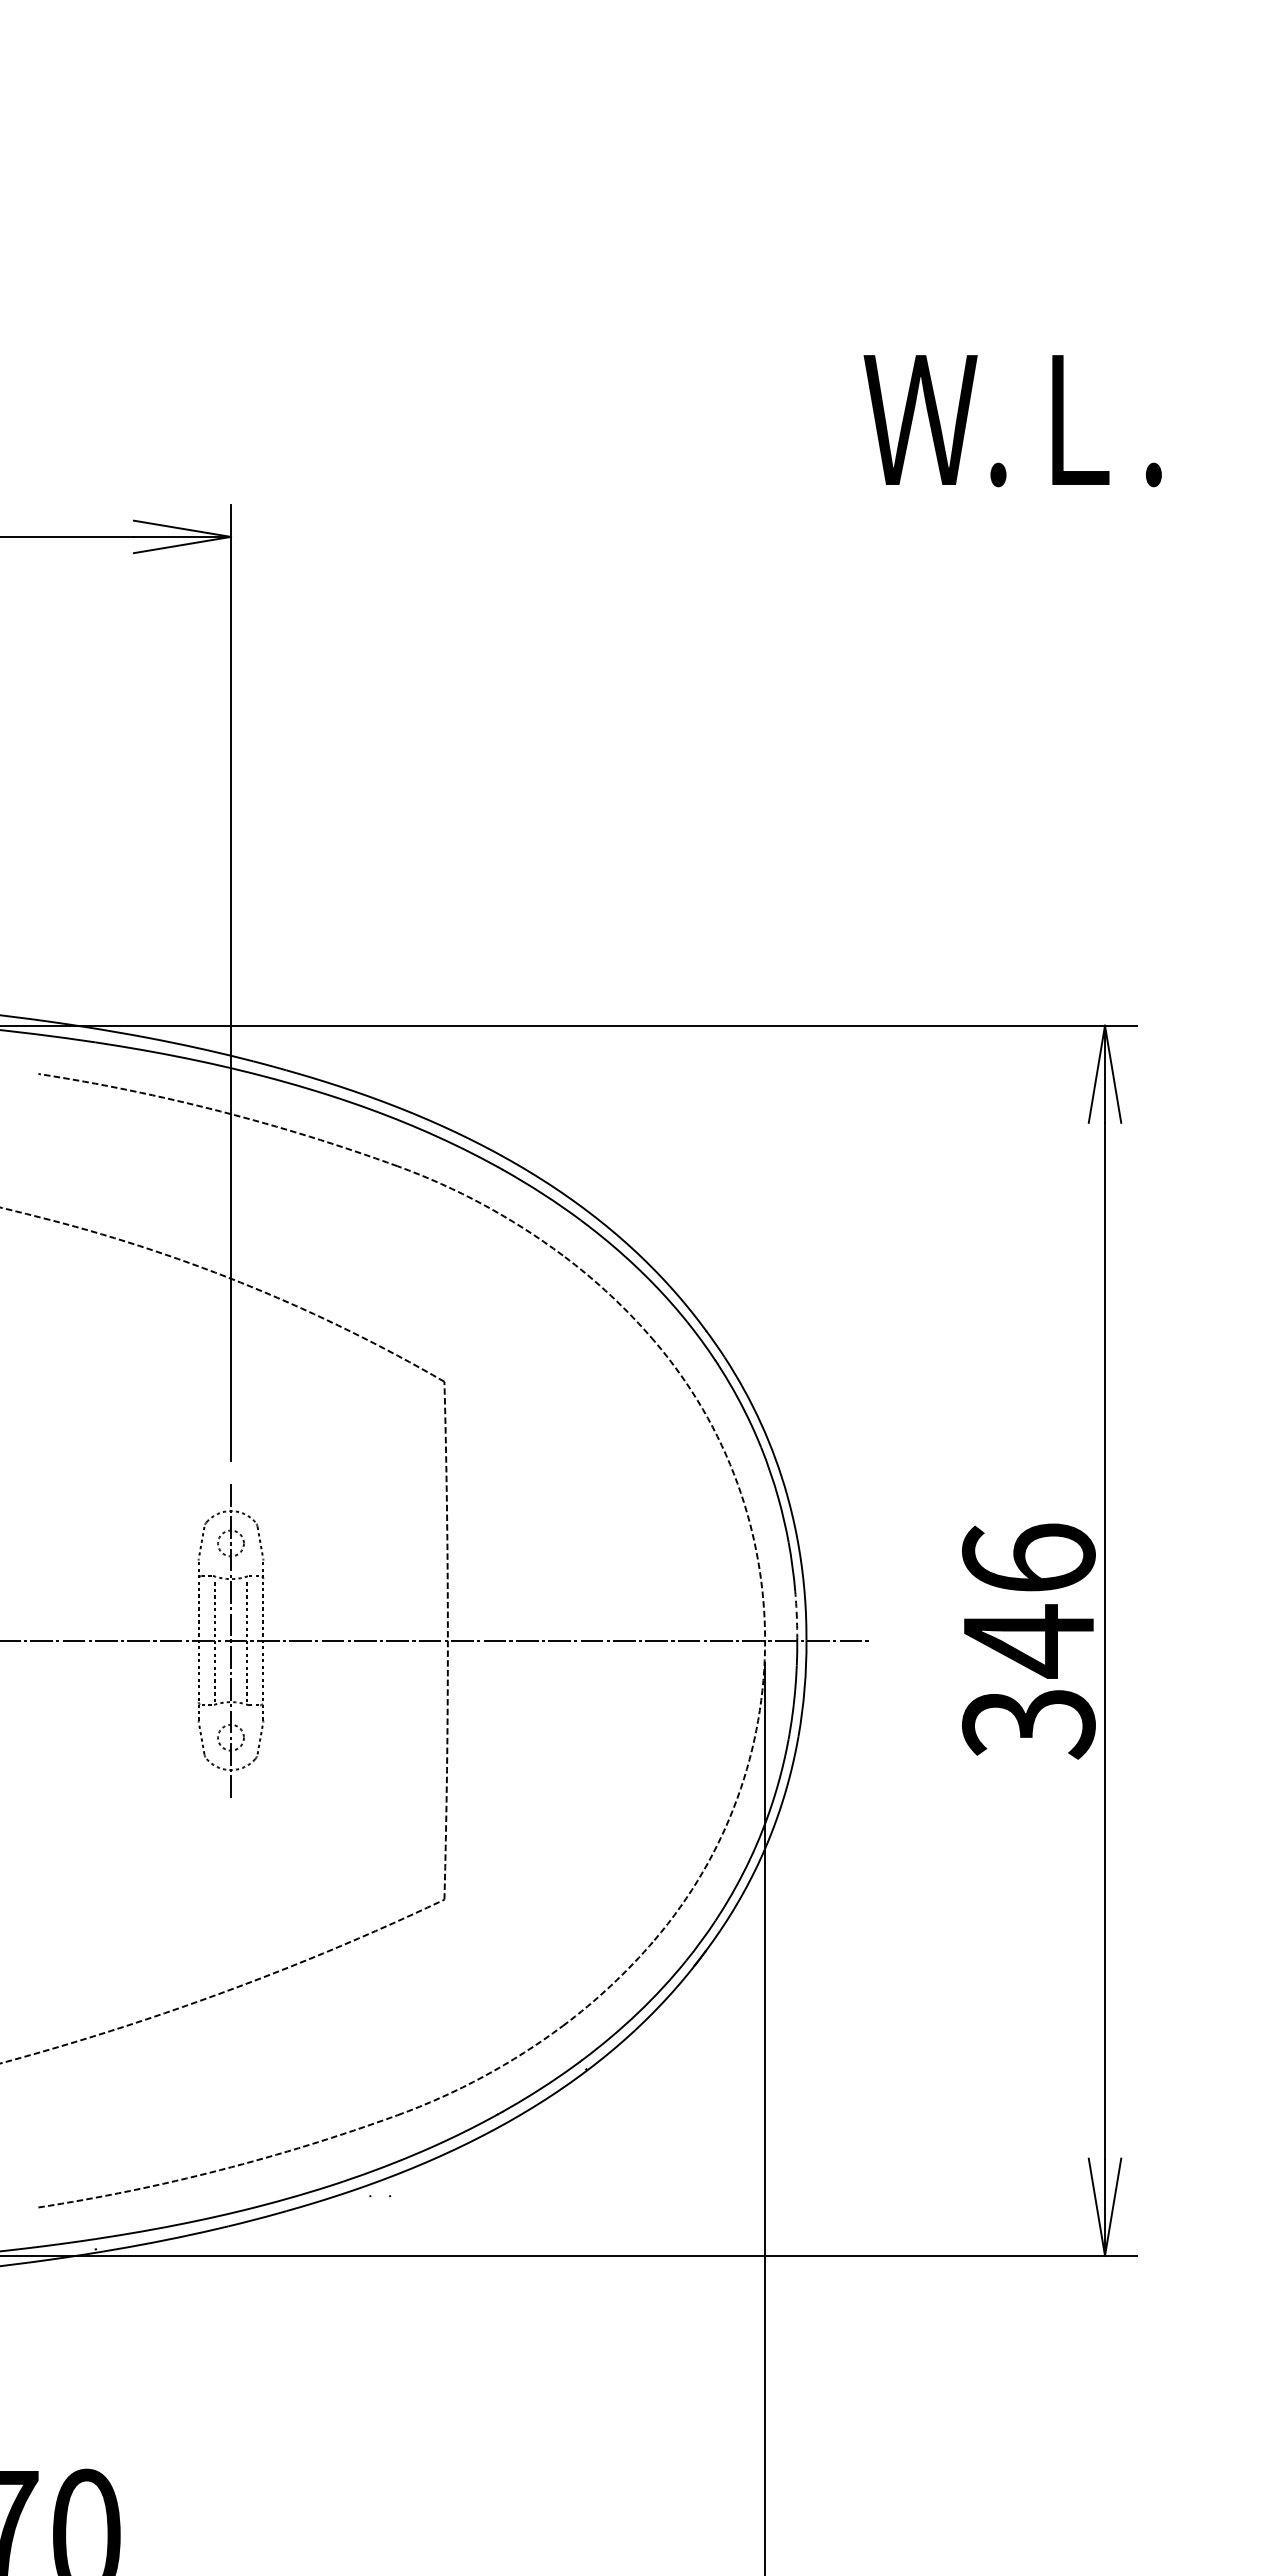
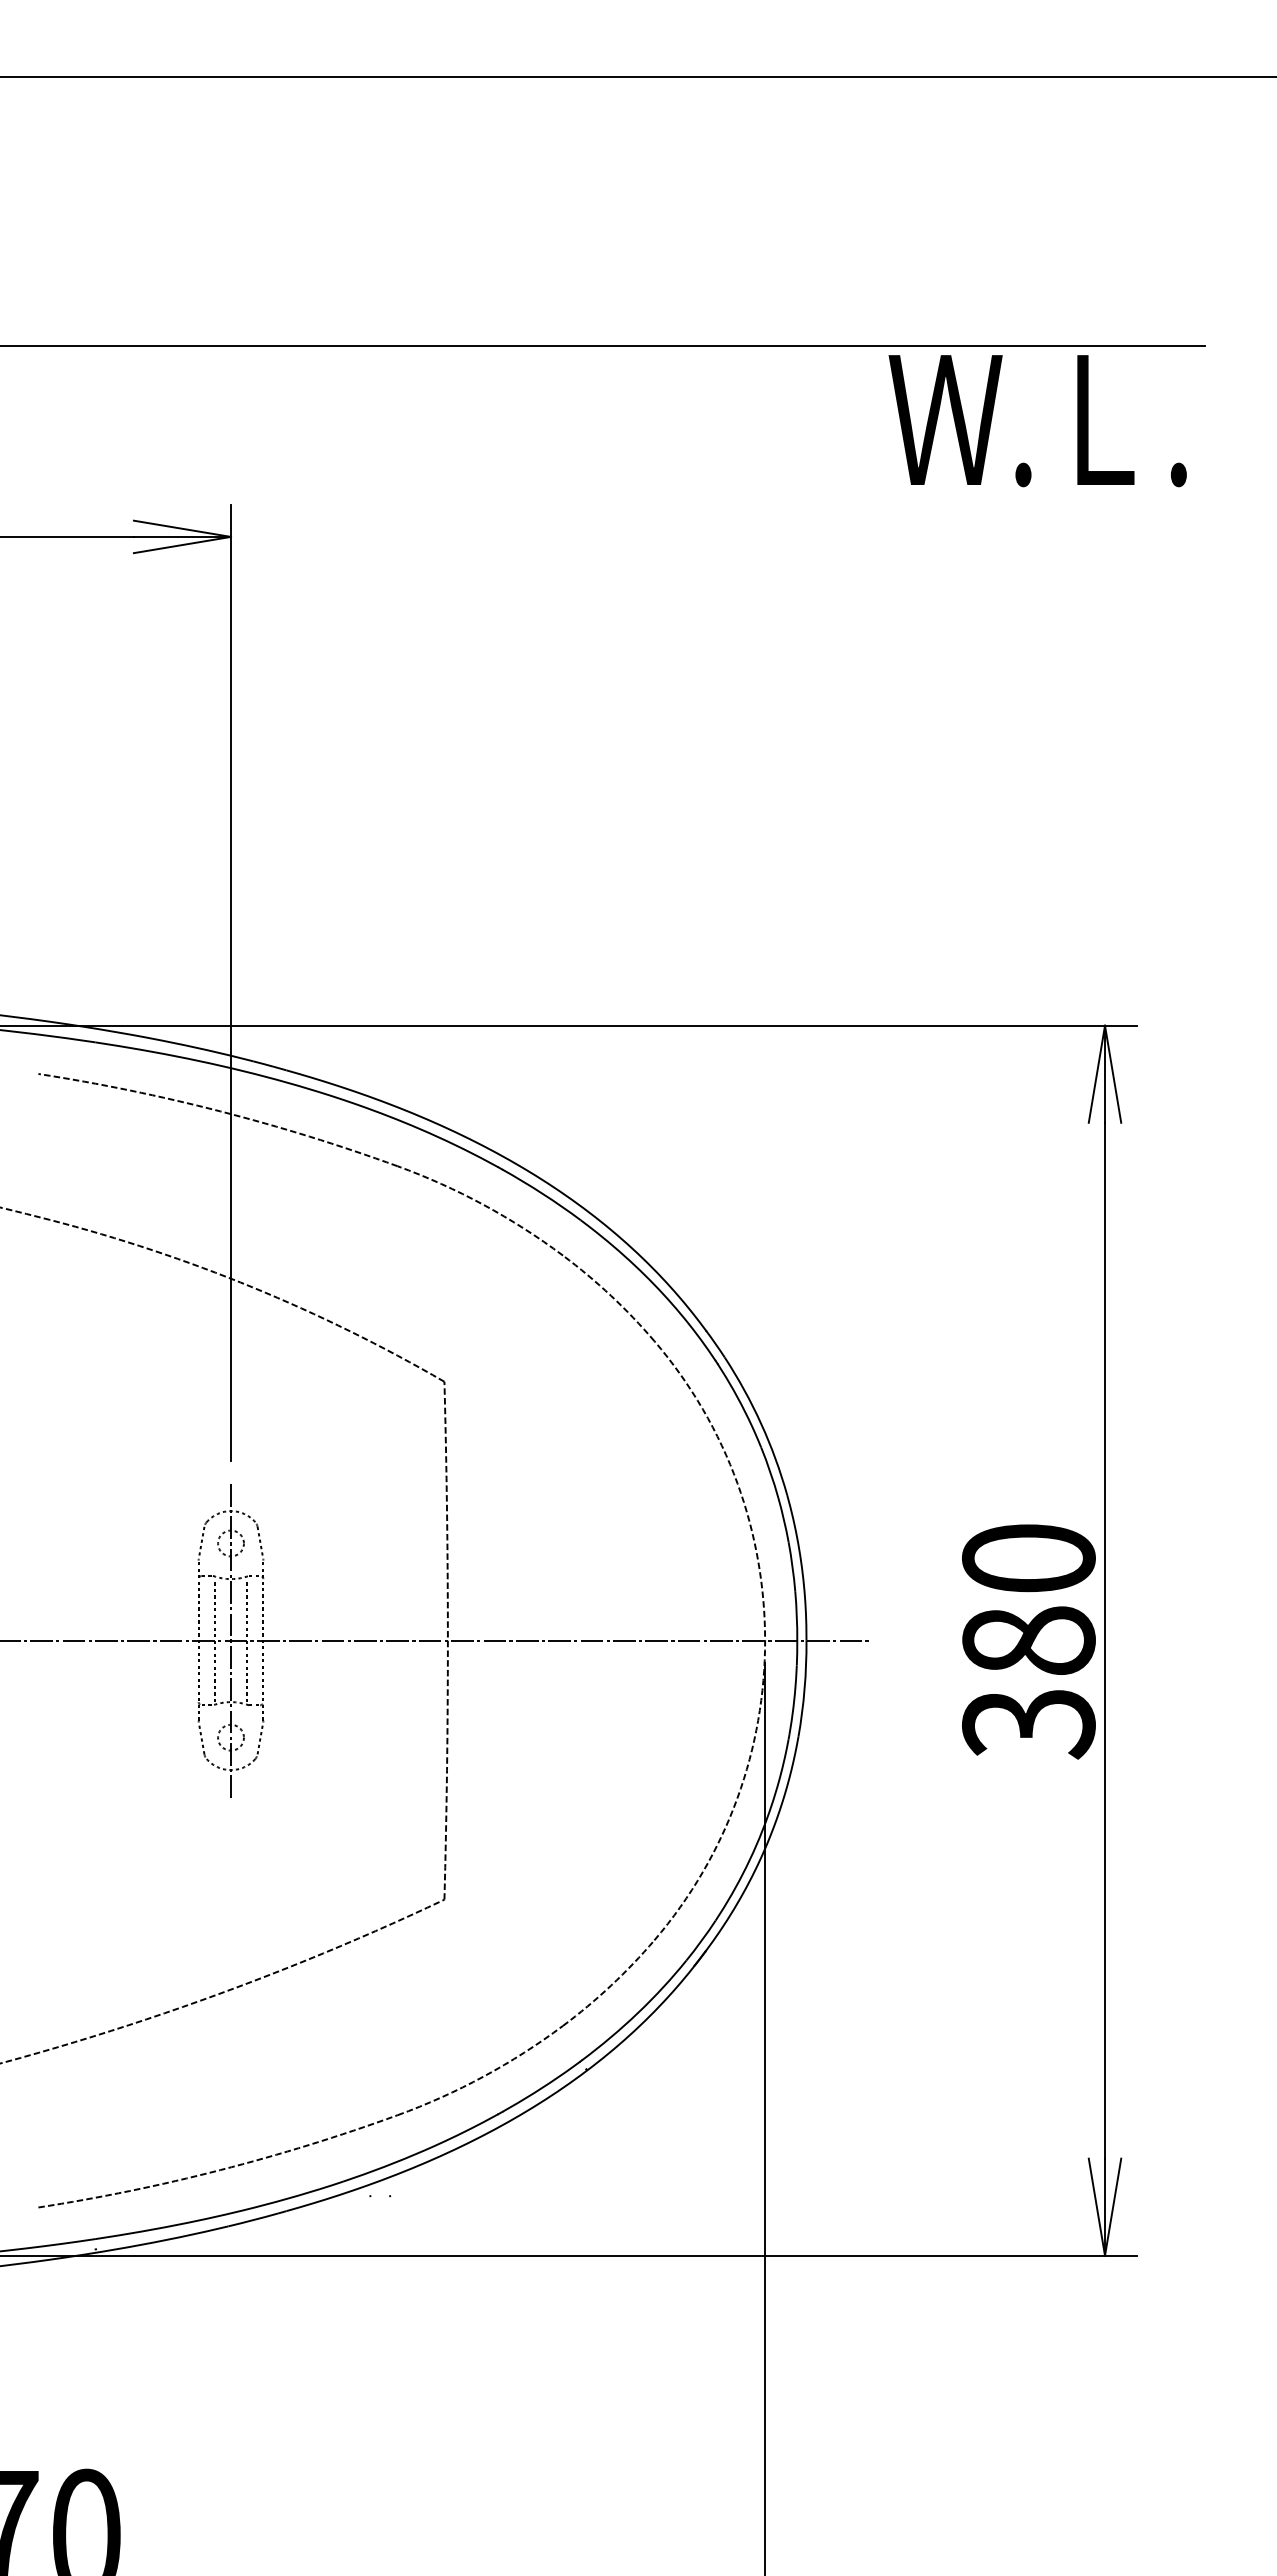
line: none -> present (637, 77)
line: none -> present (603, 345)
text position: (1012, 421) -> (1037, 421) (1037, 421)
text: 346 -> 380 (1028, 1600)
arc: dashed -> solid (796, 1615)
